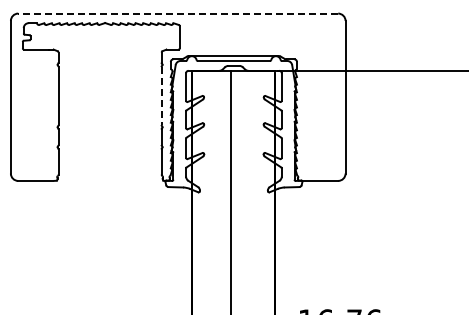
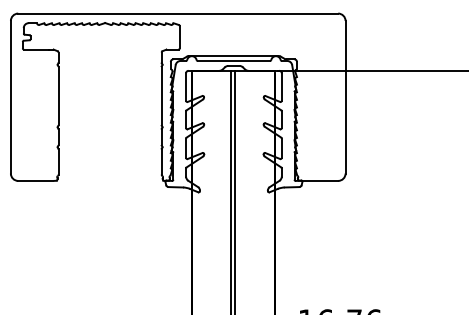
line: dashed -> solid (178, 13)
line: dashed -> solid (161, 96)
line: none -> present (235, 190)
